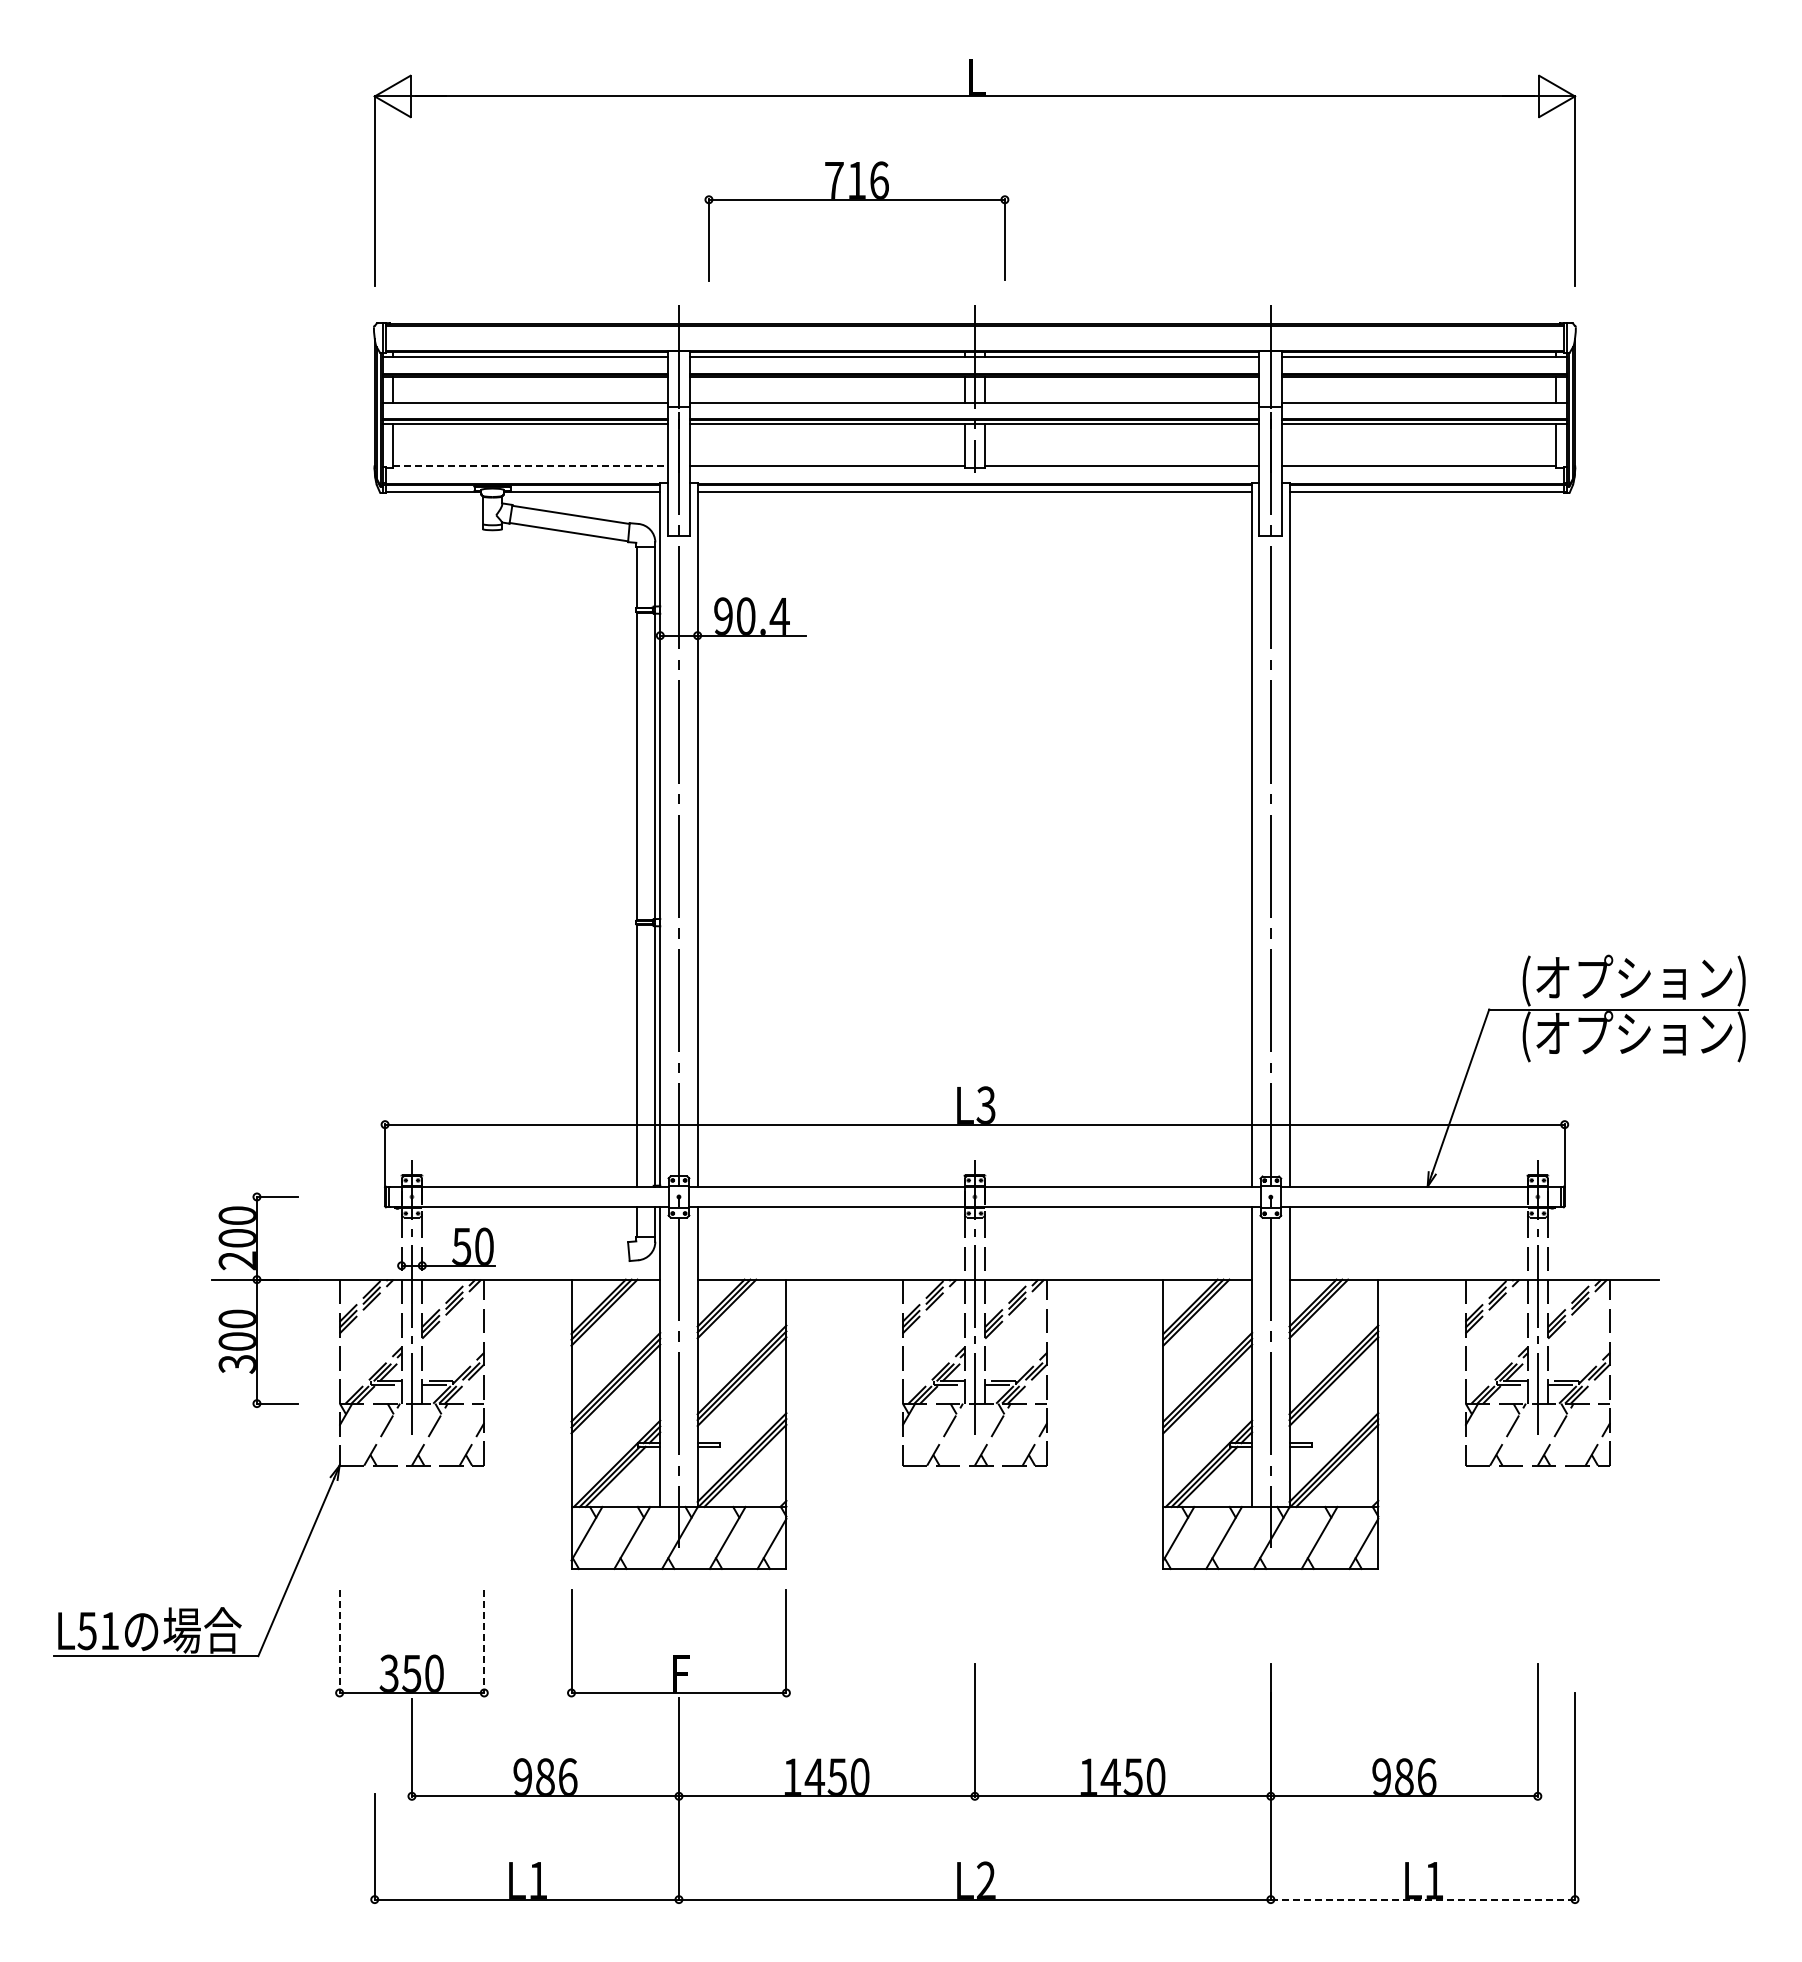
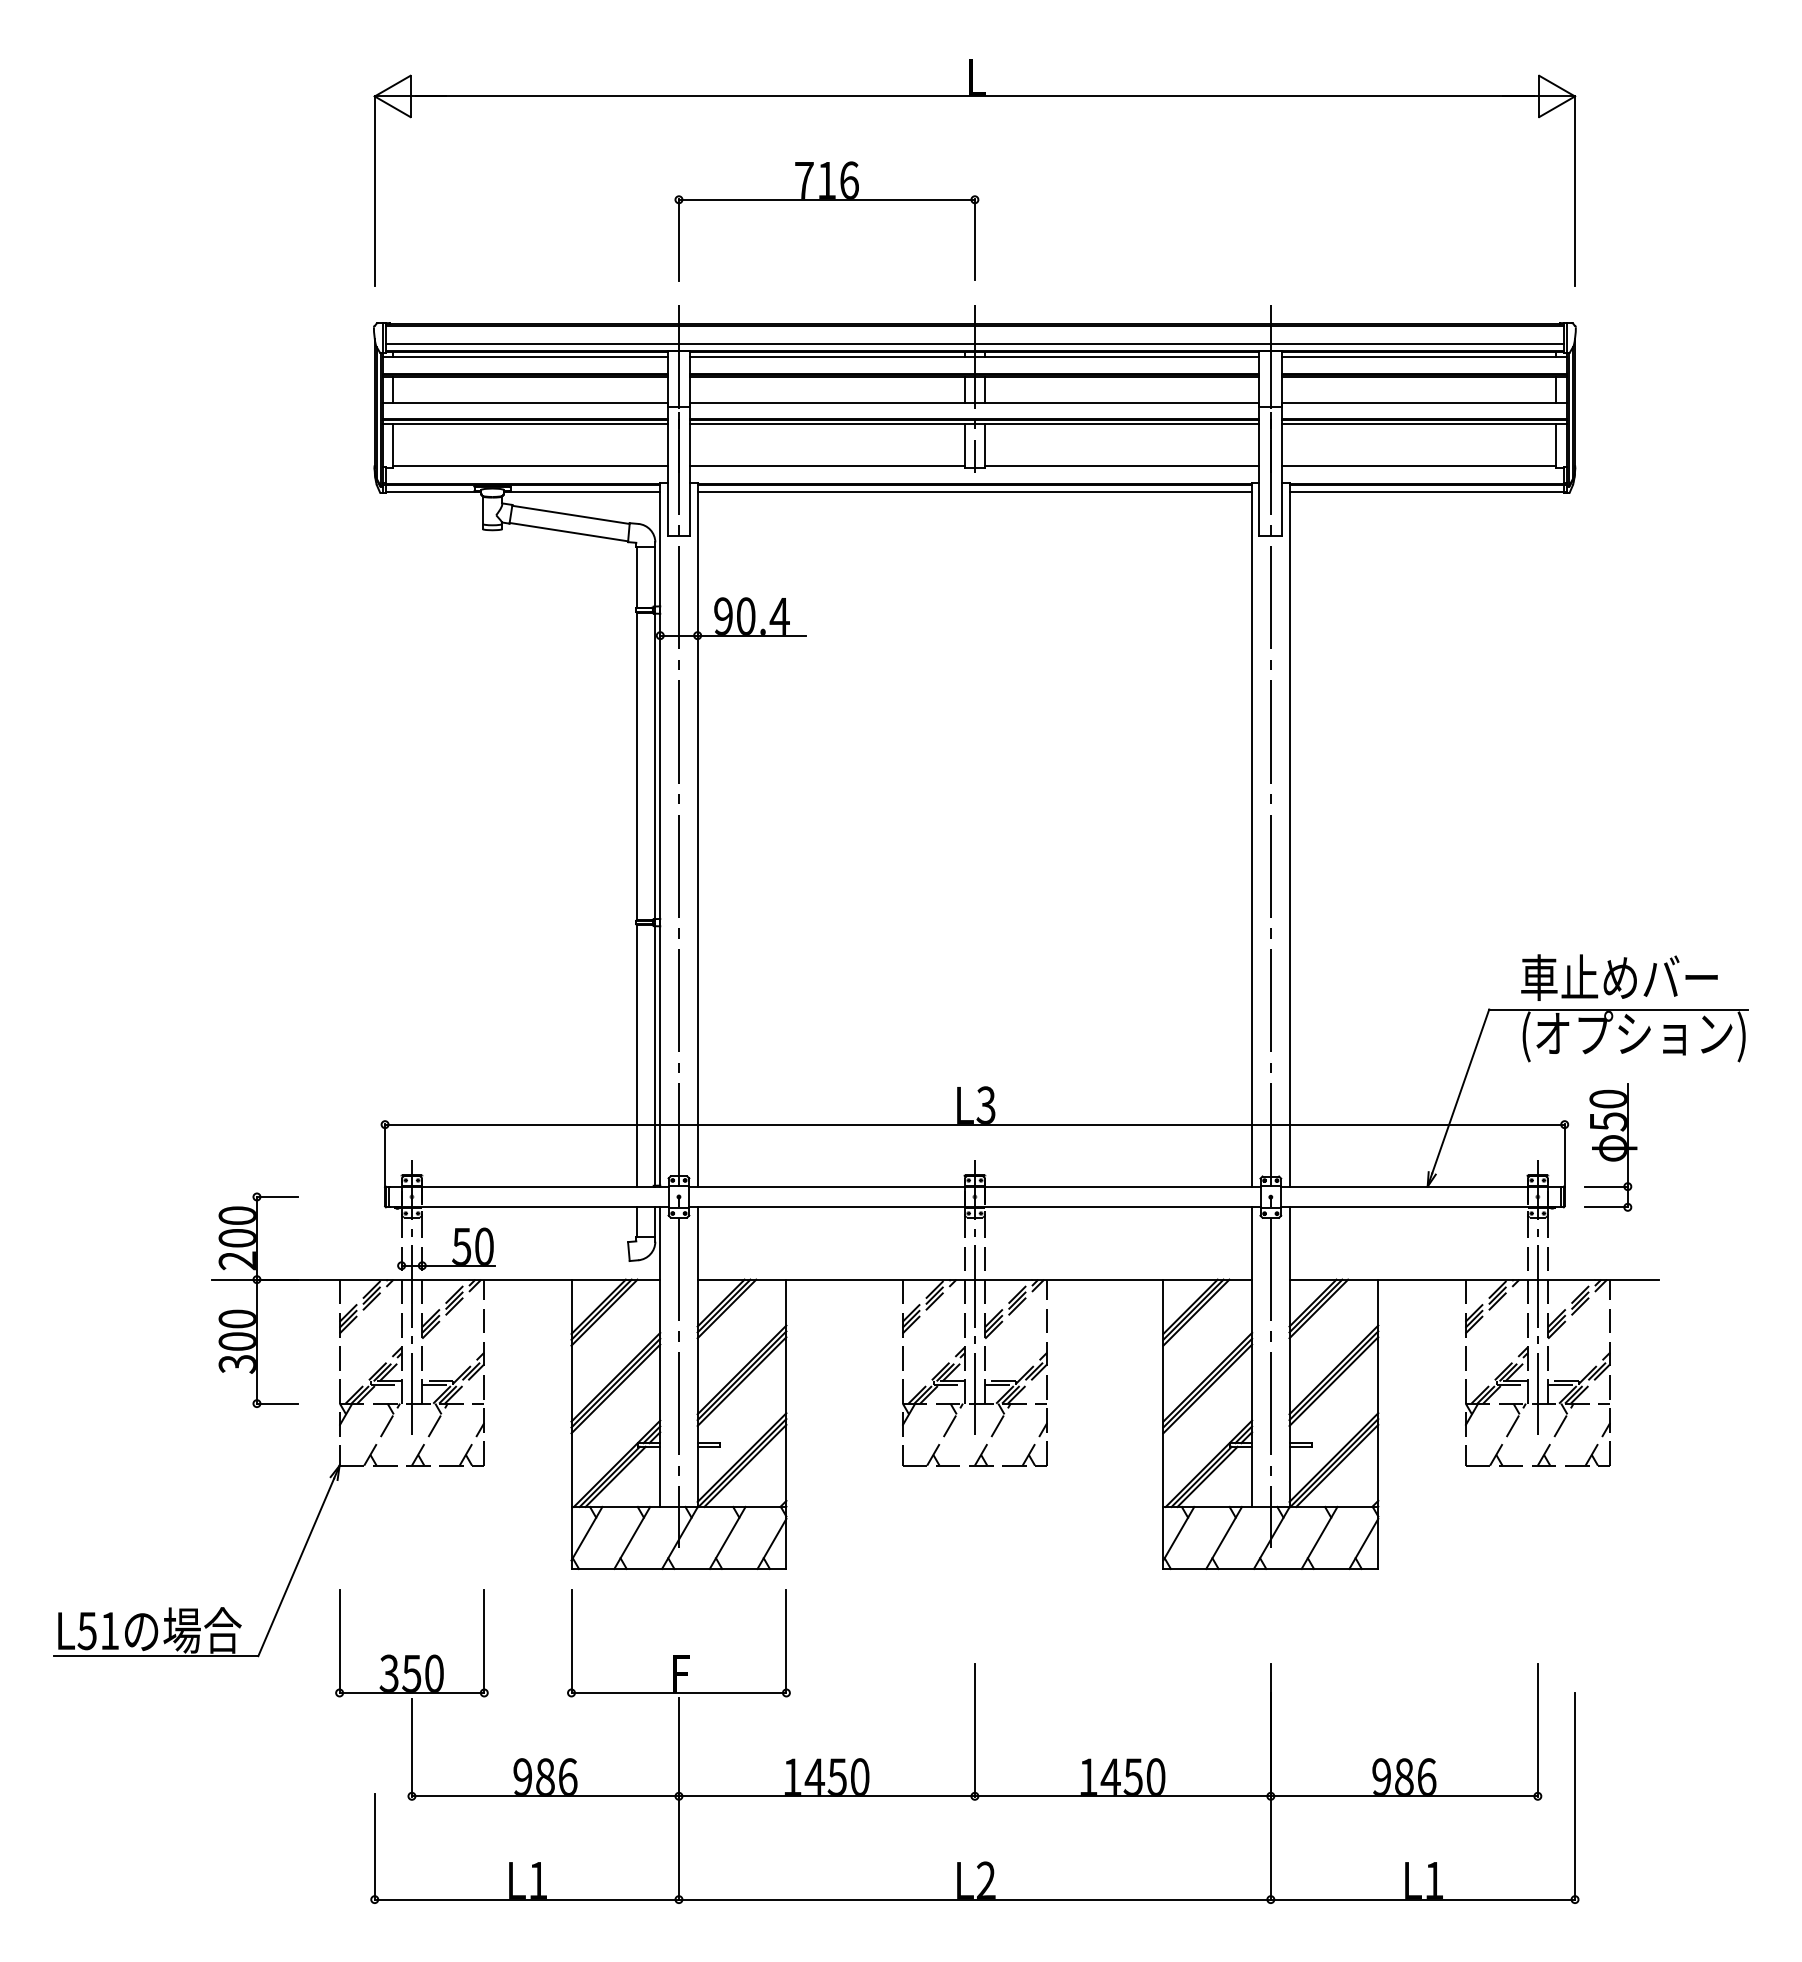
part position: (856, 200) -> (826, 200) (826, 200)
line: none -> present (974, 343)
line: dashed -> solid (530, 465)
text: (オプション) -> 車止めバー (1633, 980)
part: none -> present (1610, 1147)
line: dashed -> solid (339, 1641)
line: dashed -> solid (484, 1641)
line: dashed -> solid (1422, 1899)
